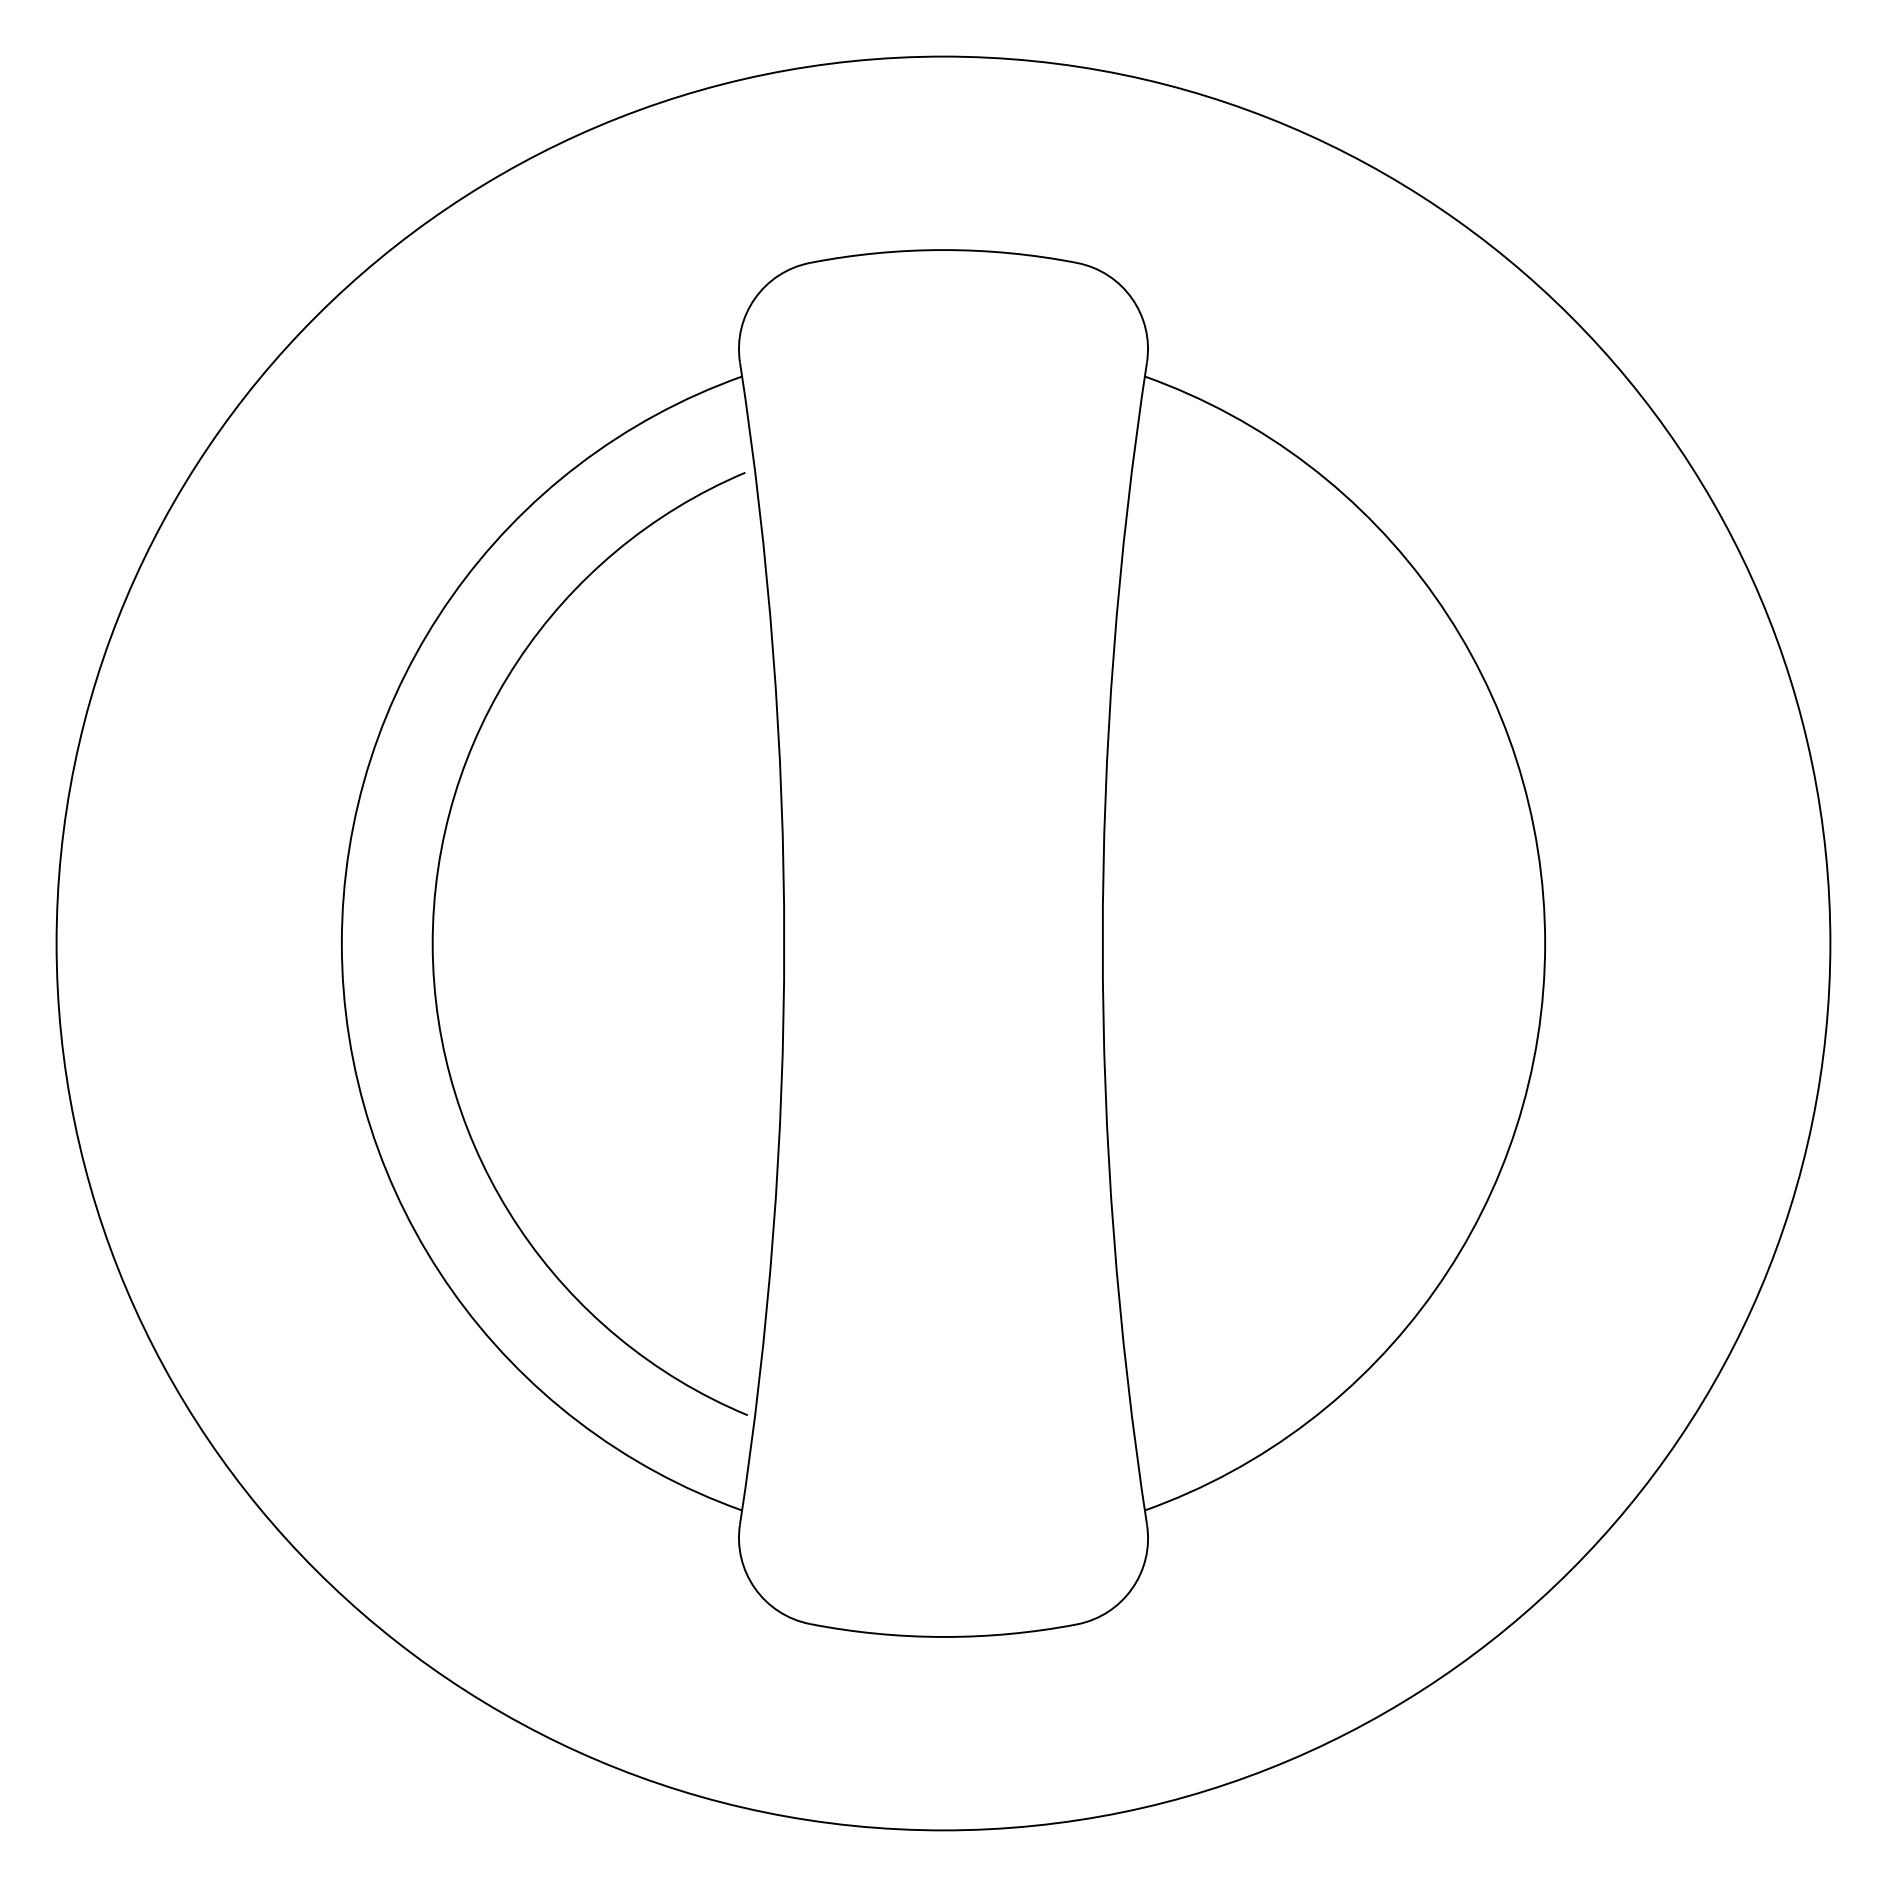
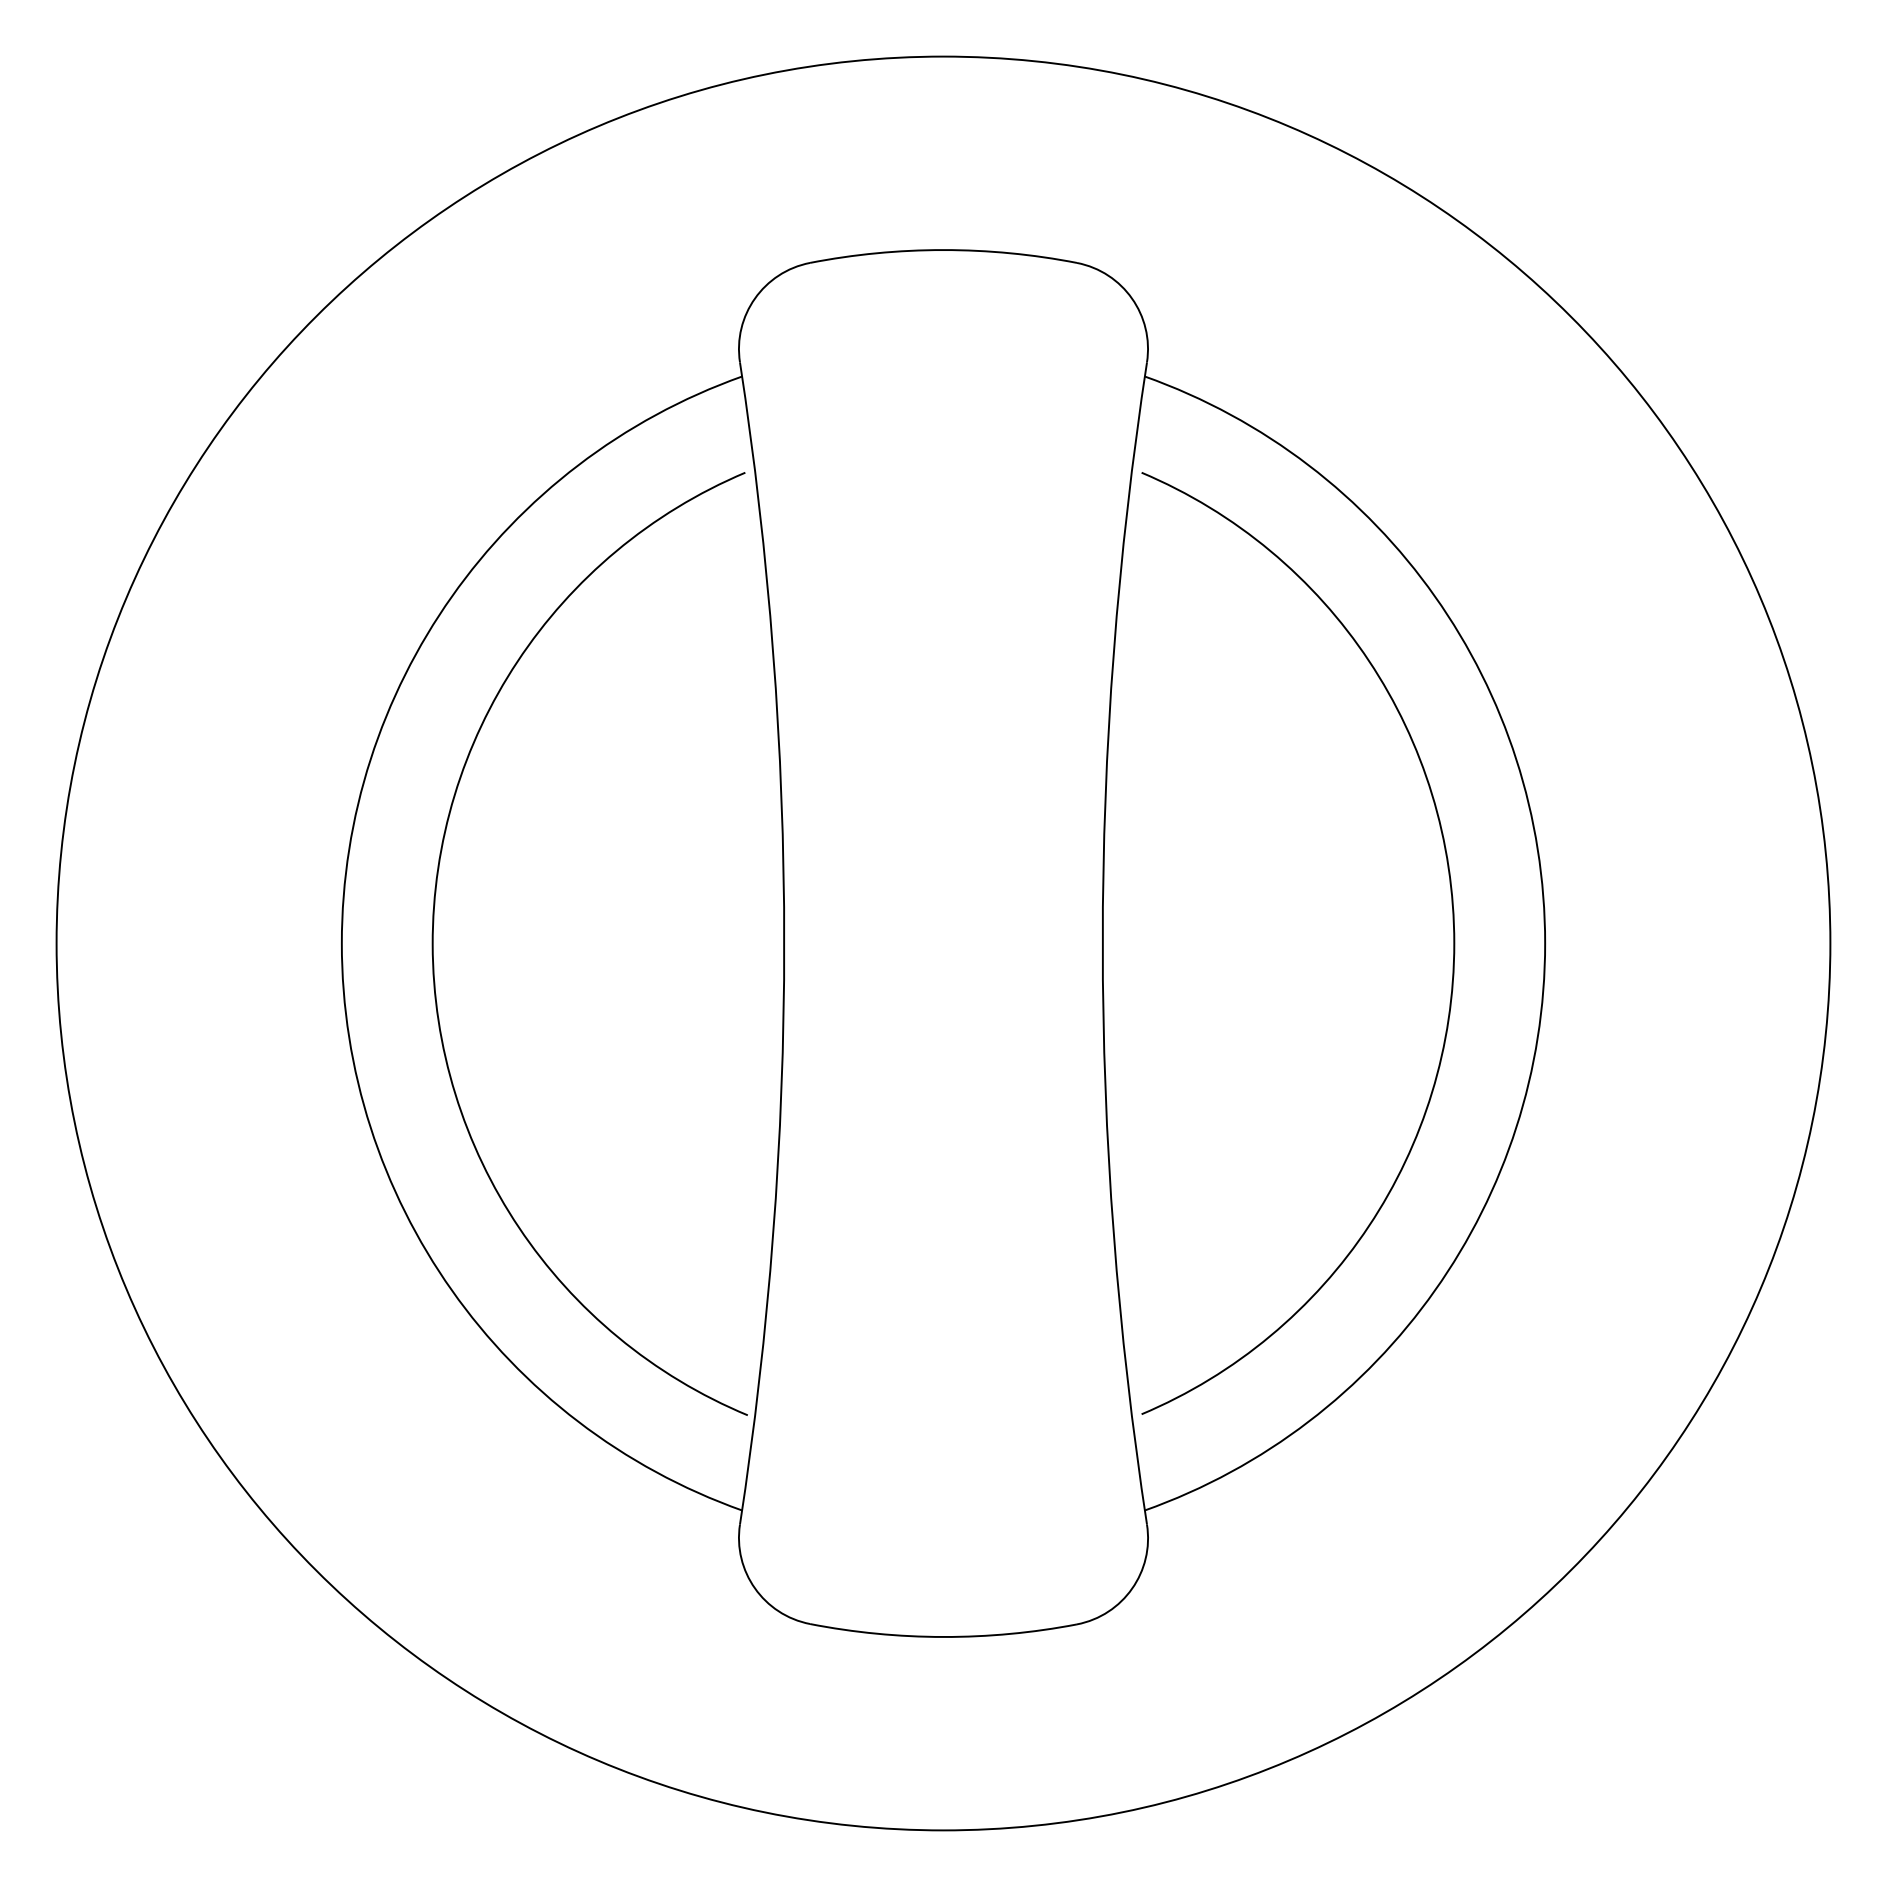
arc: none -> present (1453, 943)
